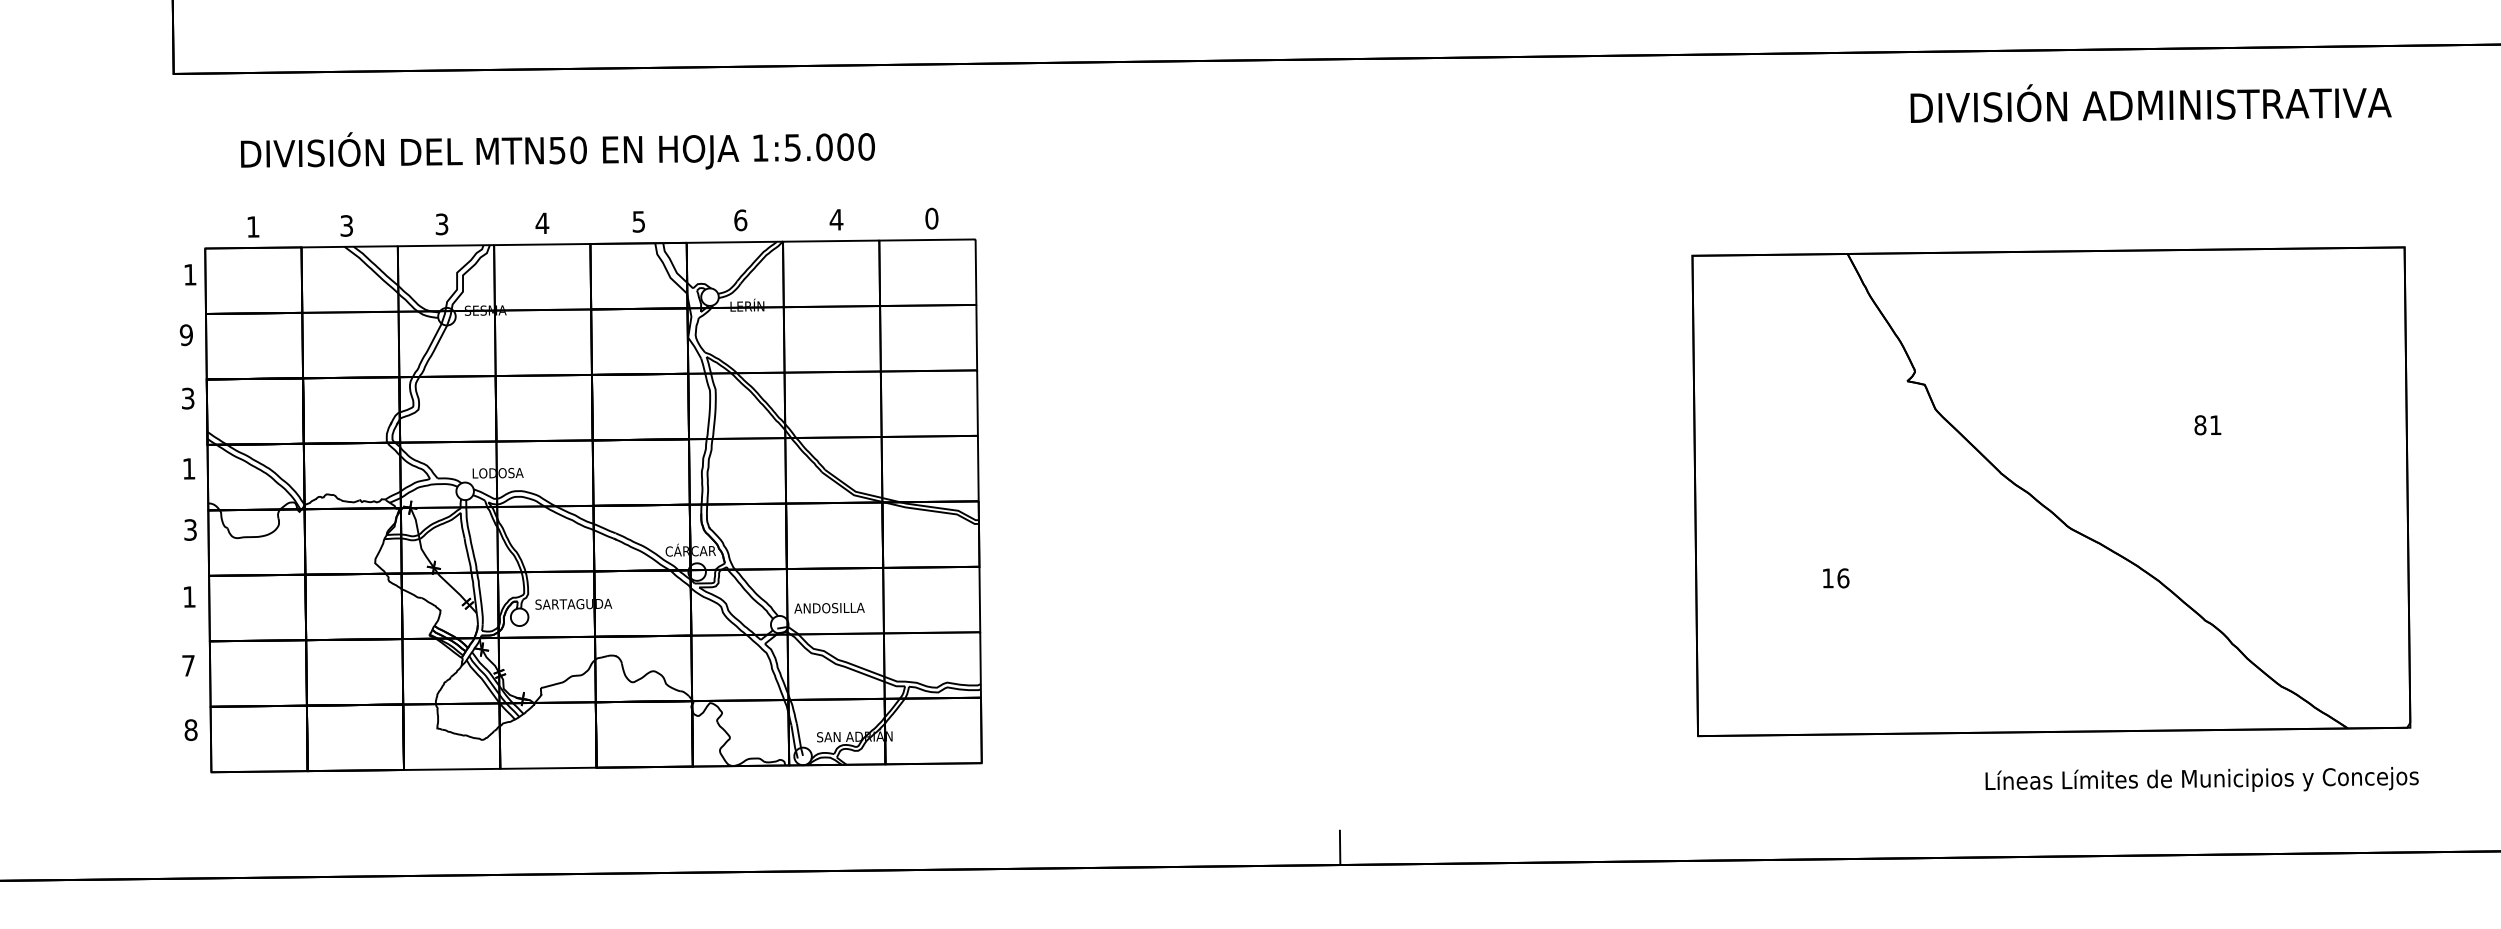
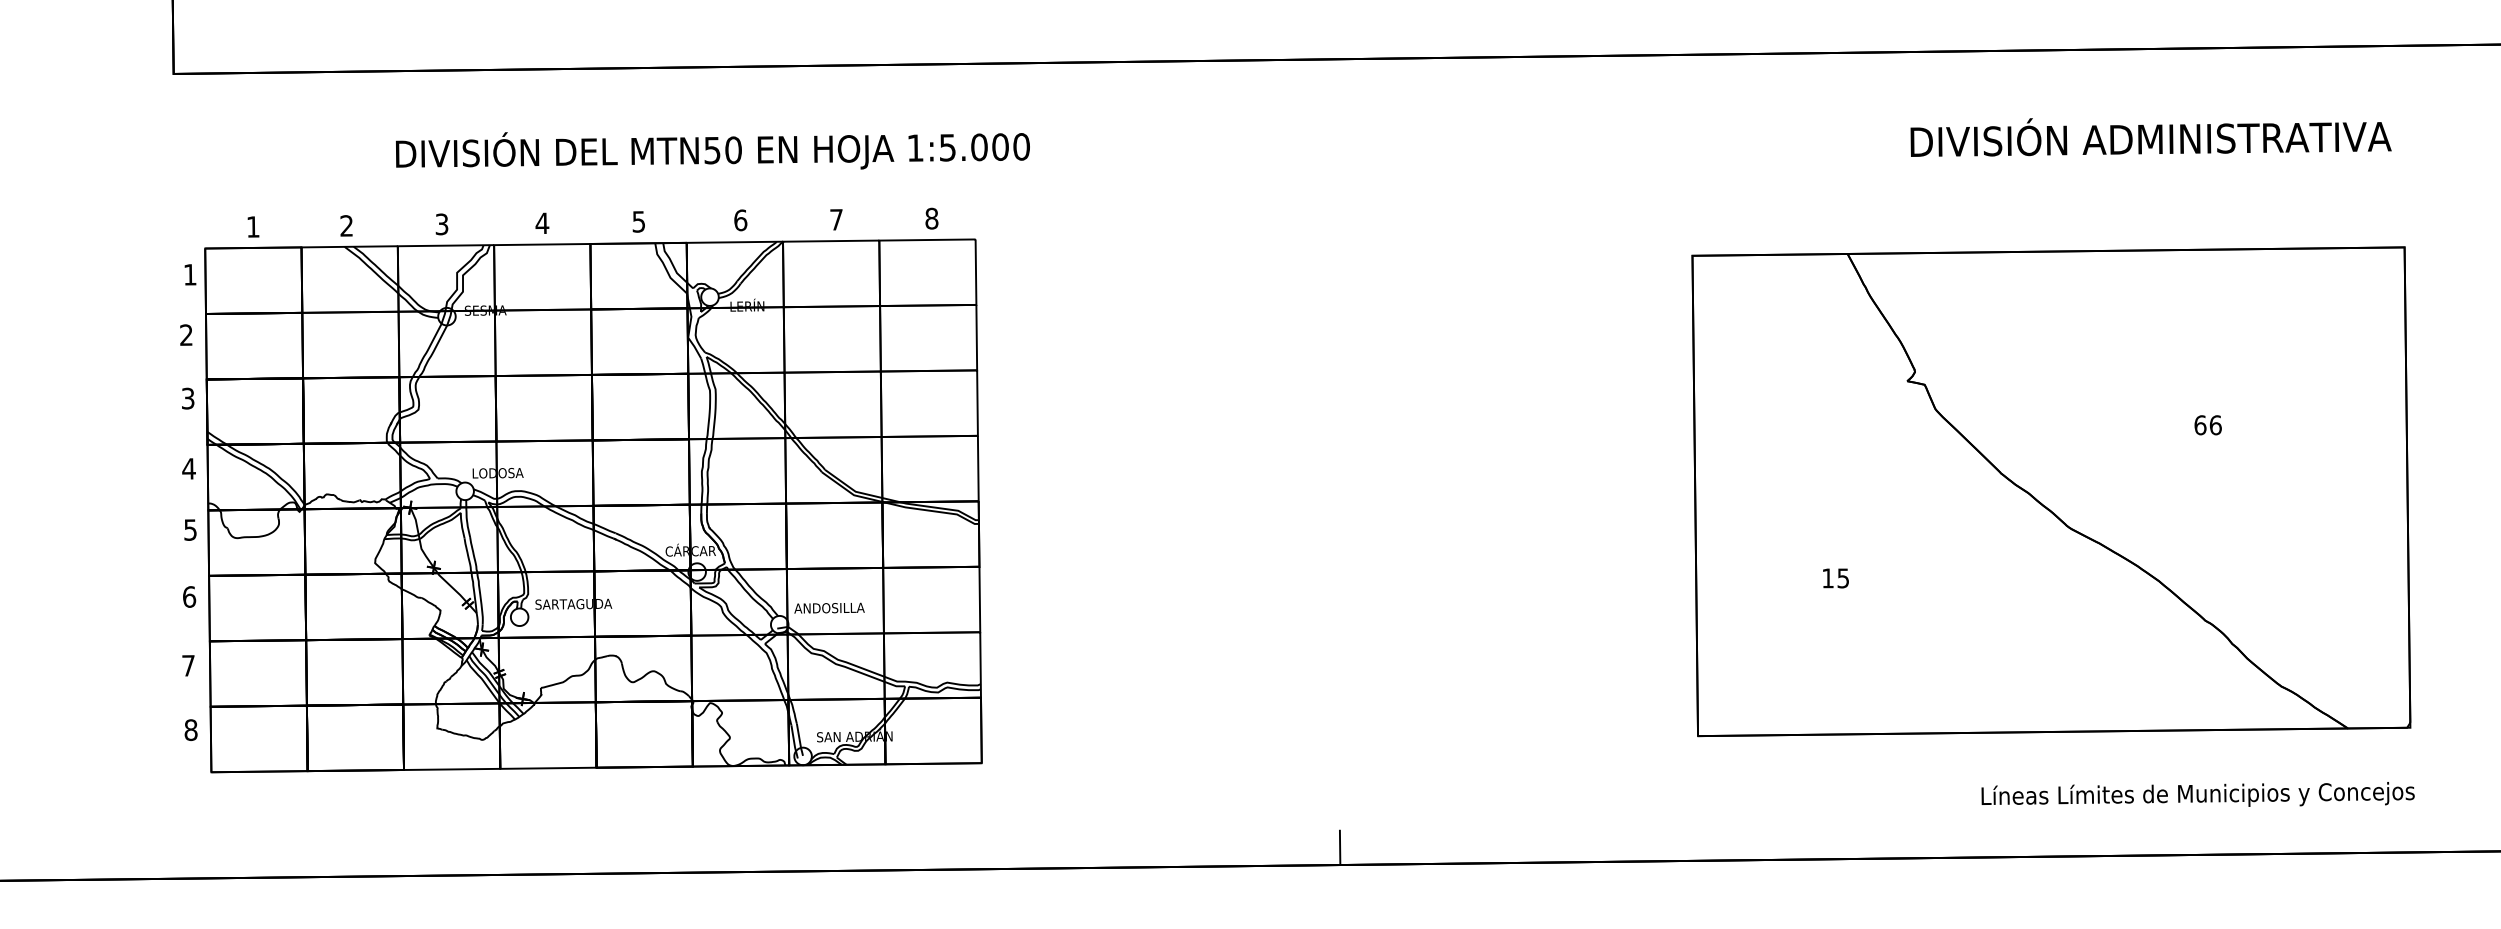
text position: (2150, 103) -> (2150, 137) (2150, 137)
text position: (557, 150) -> (712, 150) (712, 150)
text: 0 -> 8 (931, 218)
text: 4 -> 7 (836, 219)
text: 3 -> 2 (346, 225)
text: 9 -> 2 (185, 335)
text: 81 -> 66 (2207, 425)
text: 1 -> 4 (188, 468)
text: 3 -> 5 (190, 529)
text: 16 -> 15 (1843, 578)
text: 1 -> 6 (189, 596)
text position: (2201, 779) -> (2197, 794) (2197, 794)
